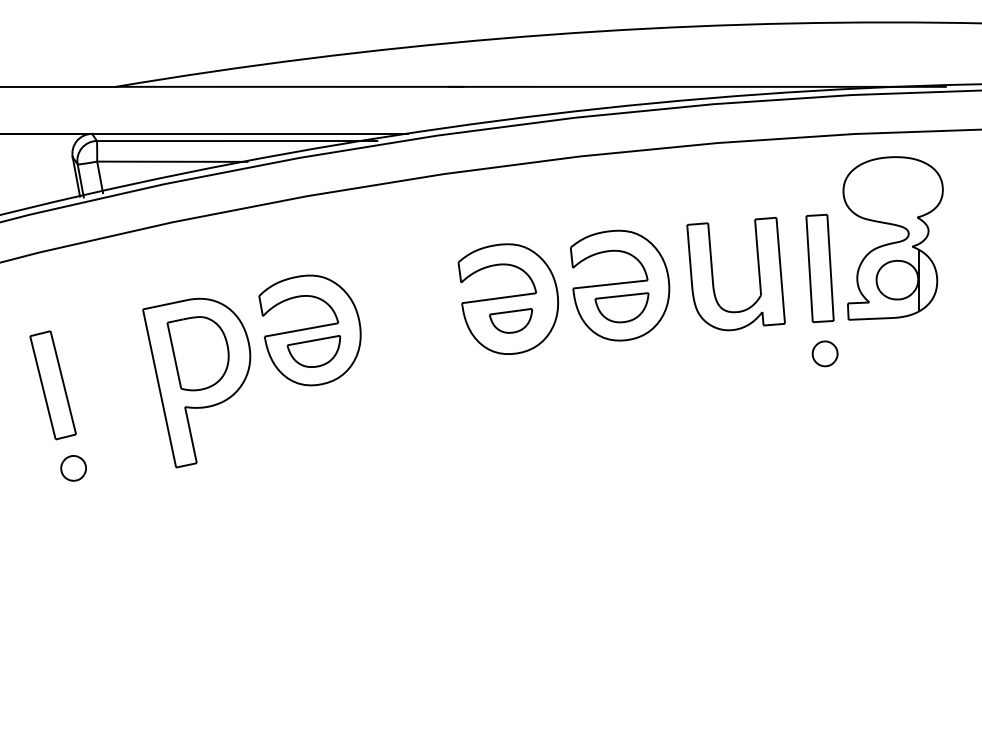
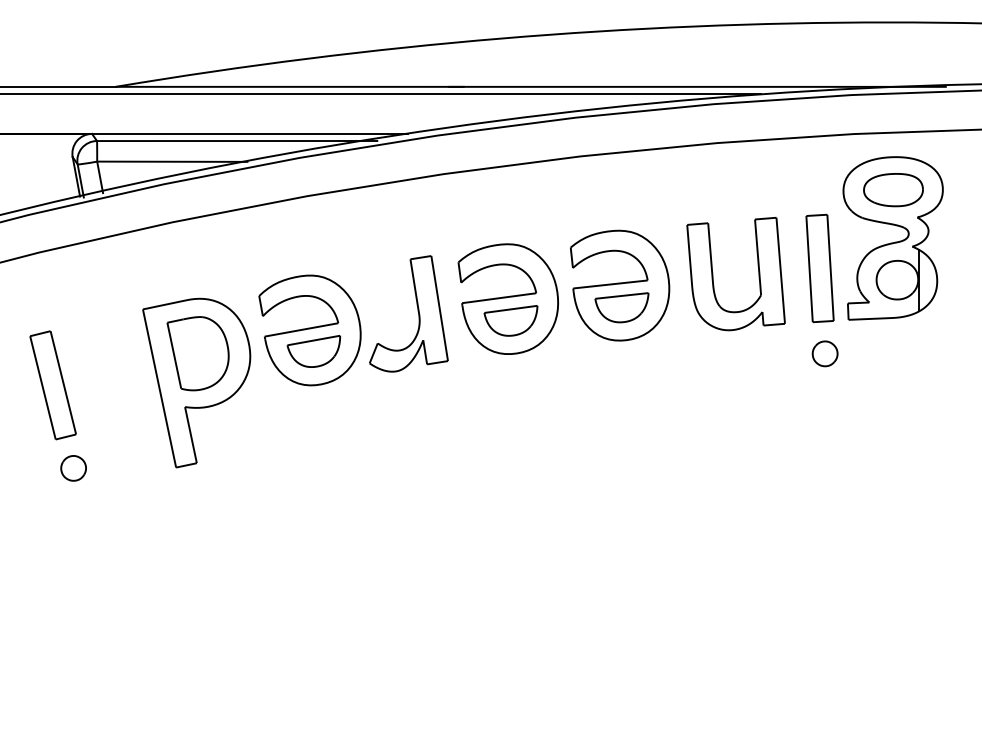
line: none -> present (381, 94)
part: none -> present (893, 190)
part: none -> present (417, 311)
part size: 45x26 px -> 56x32 px (510, 320)
